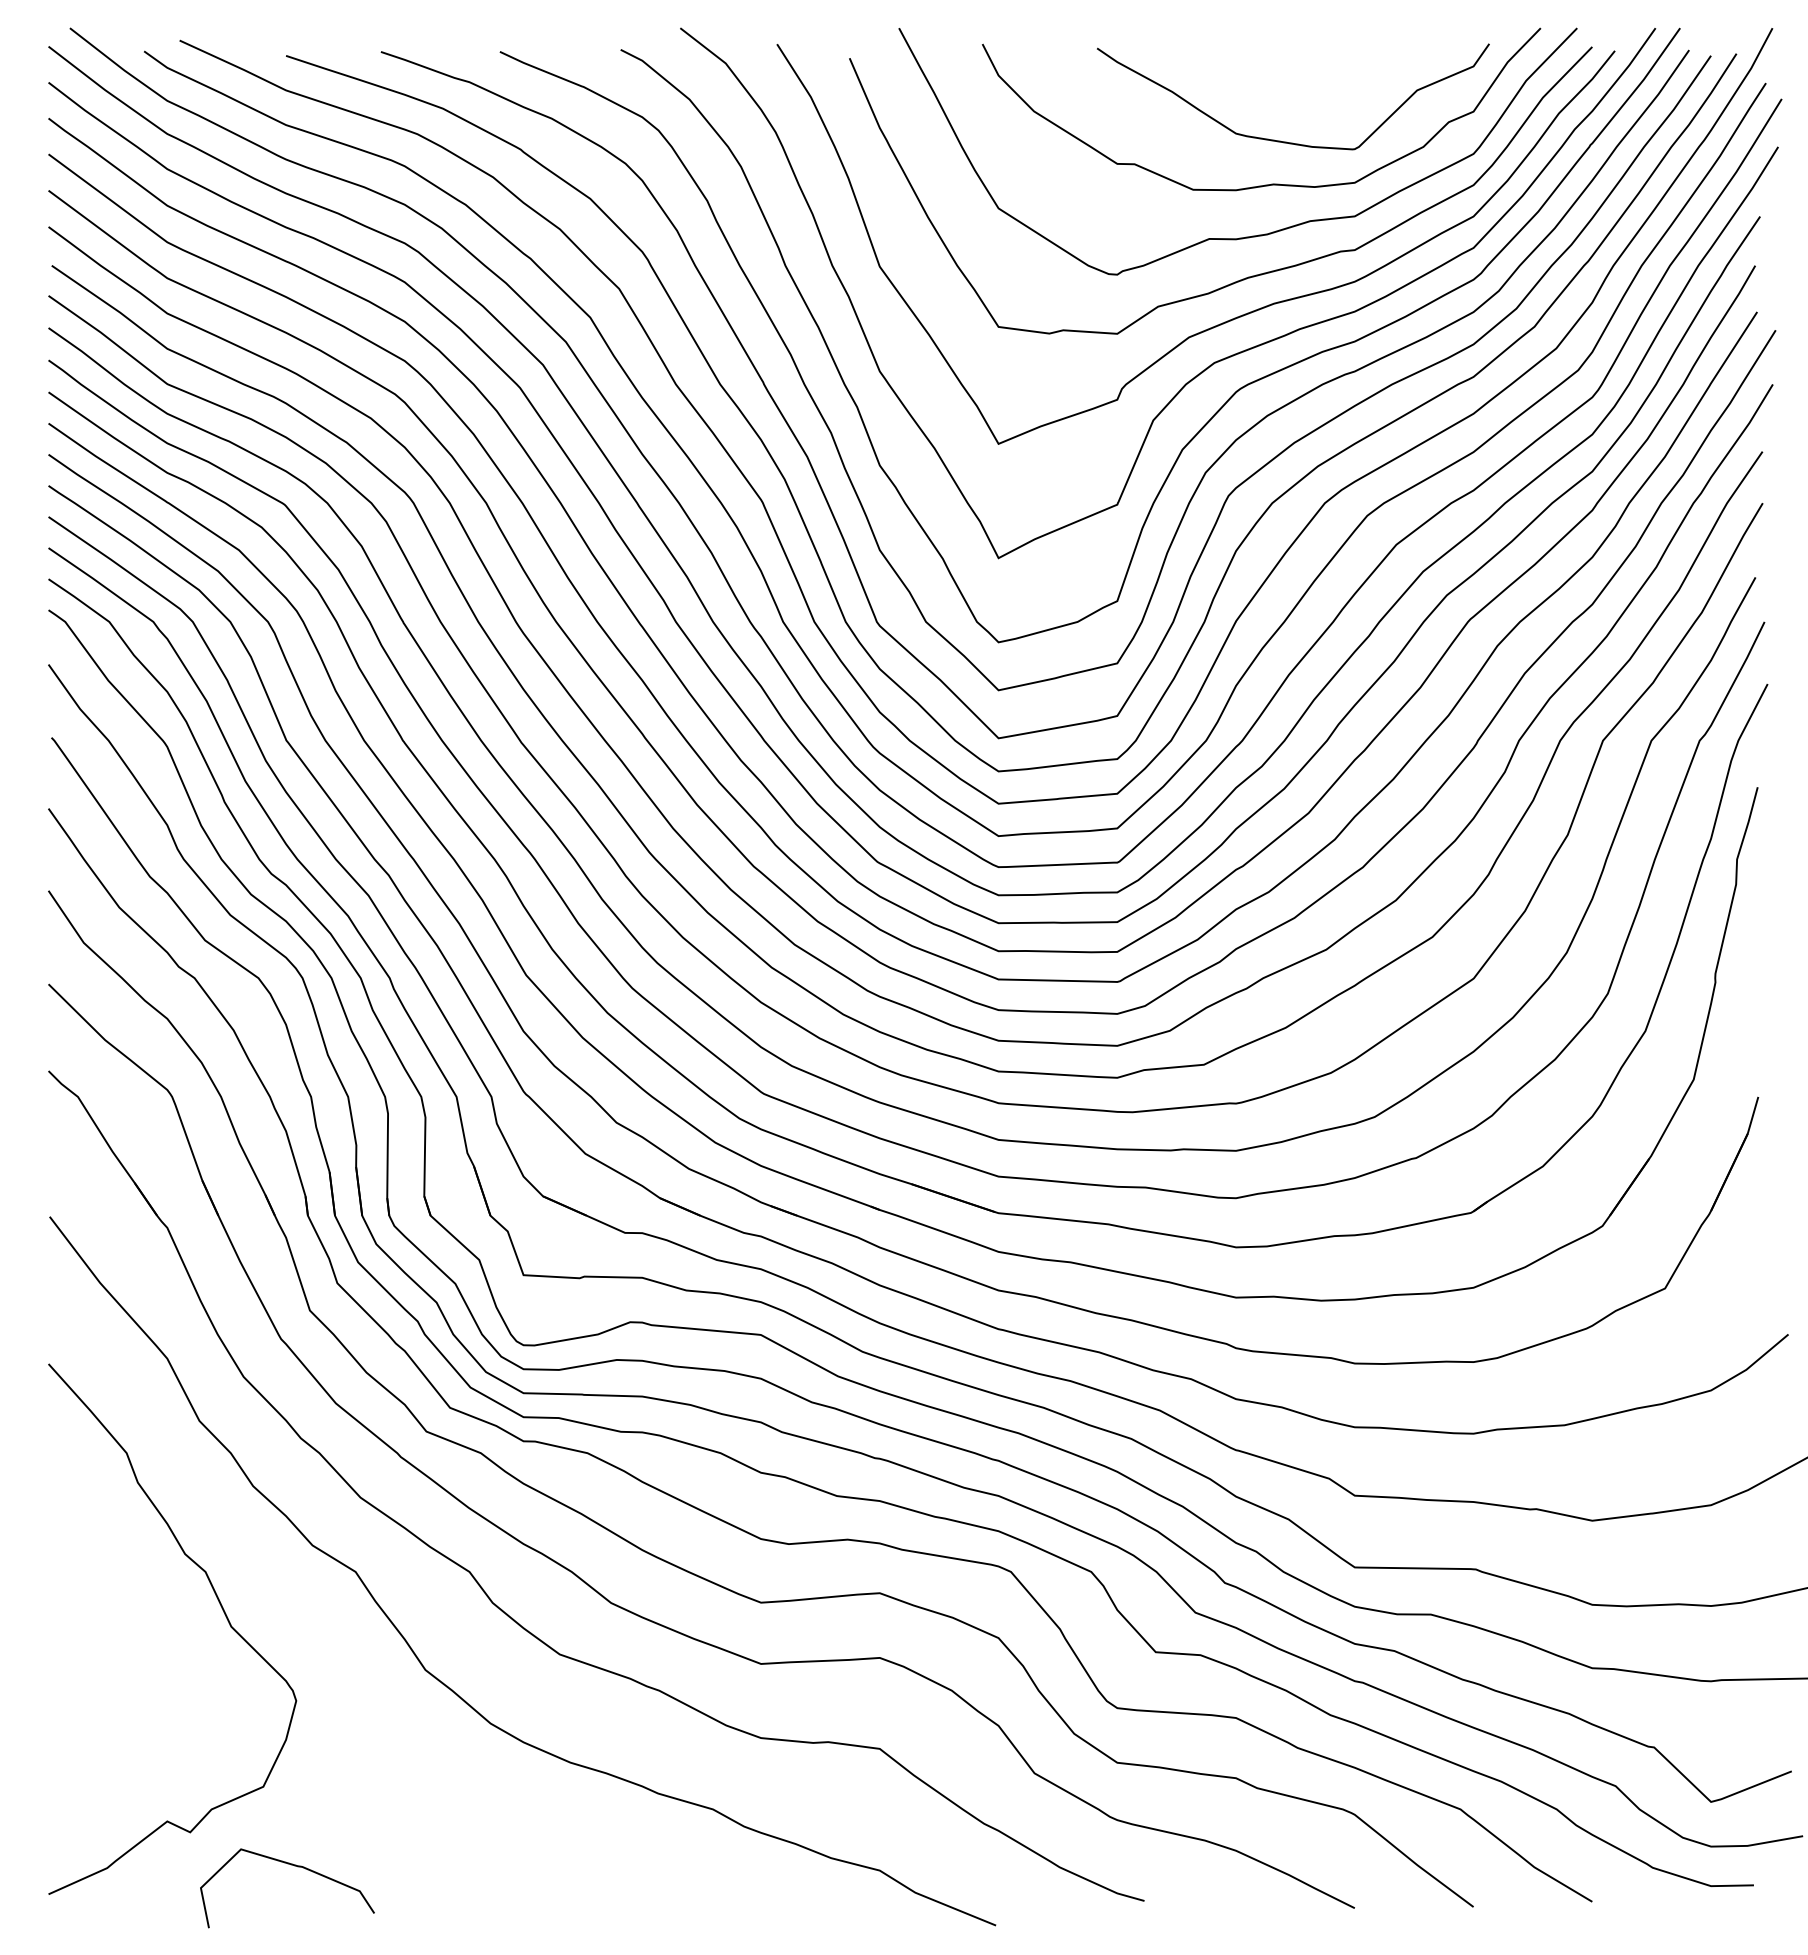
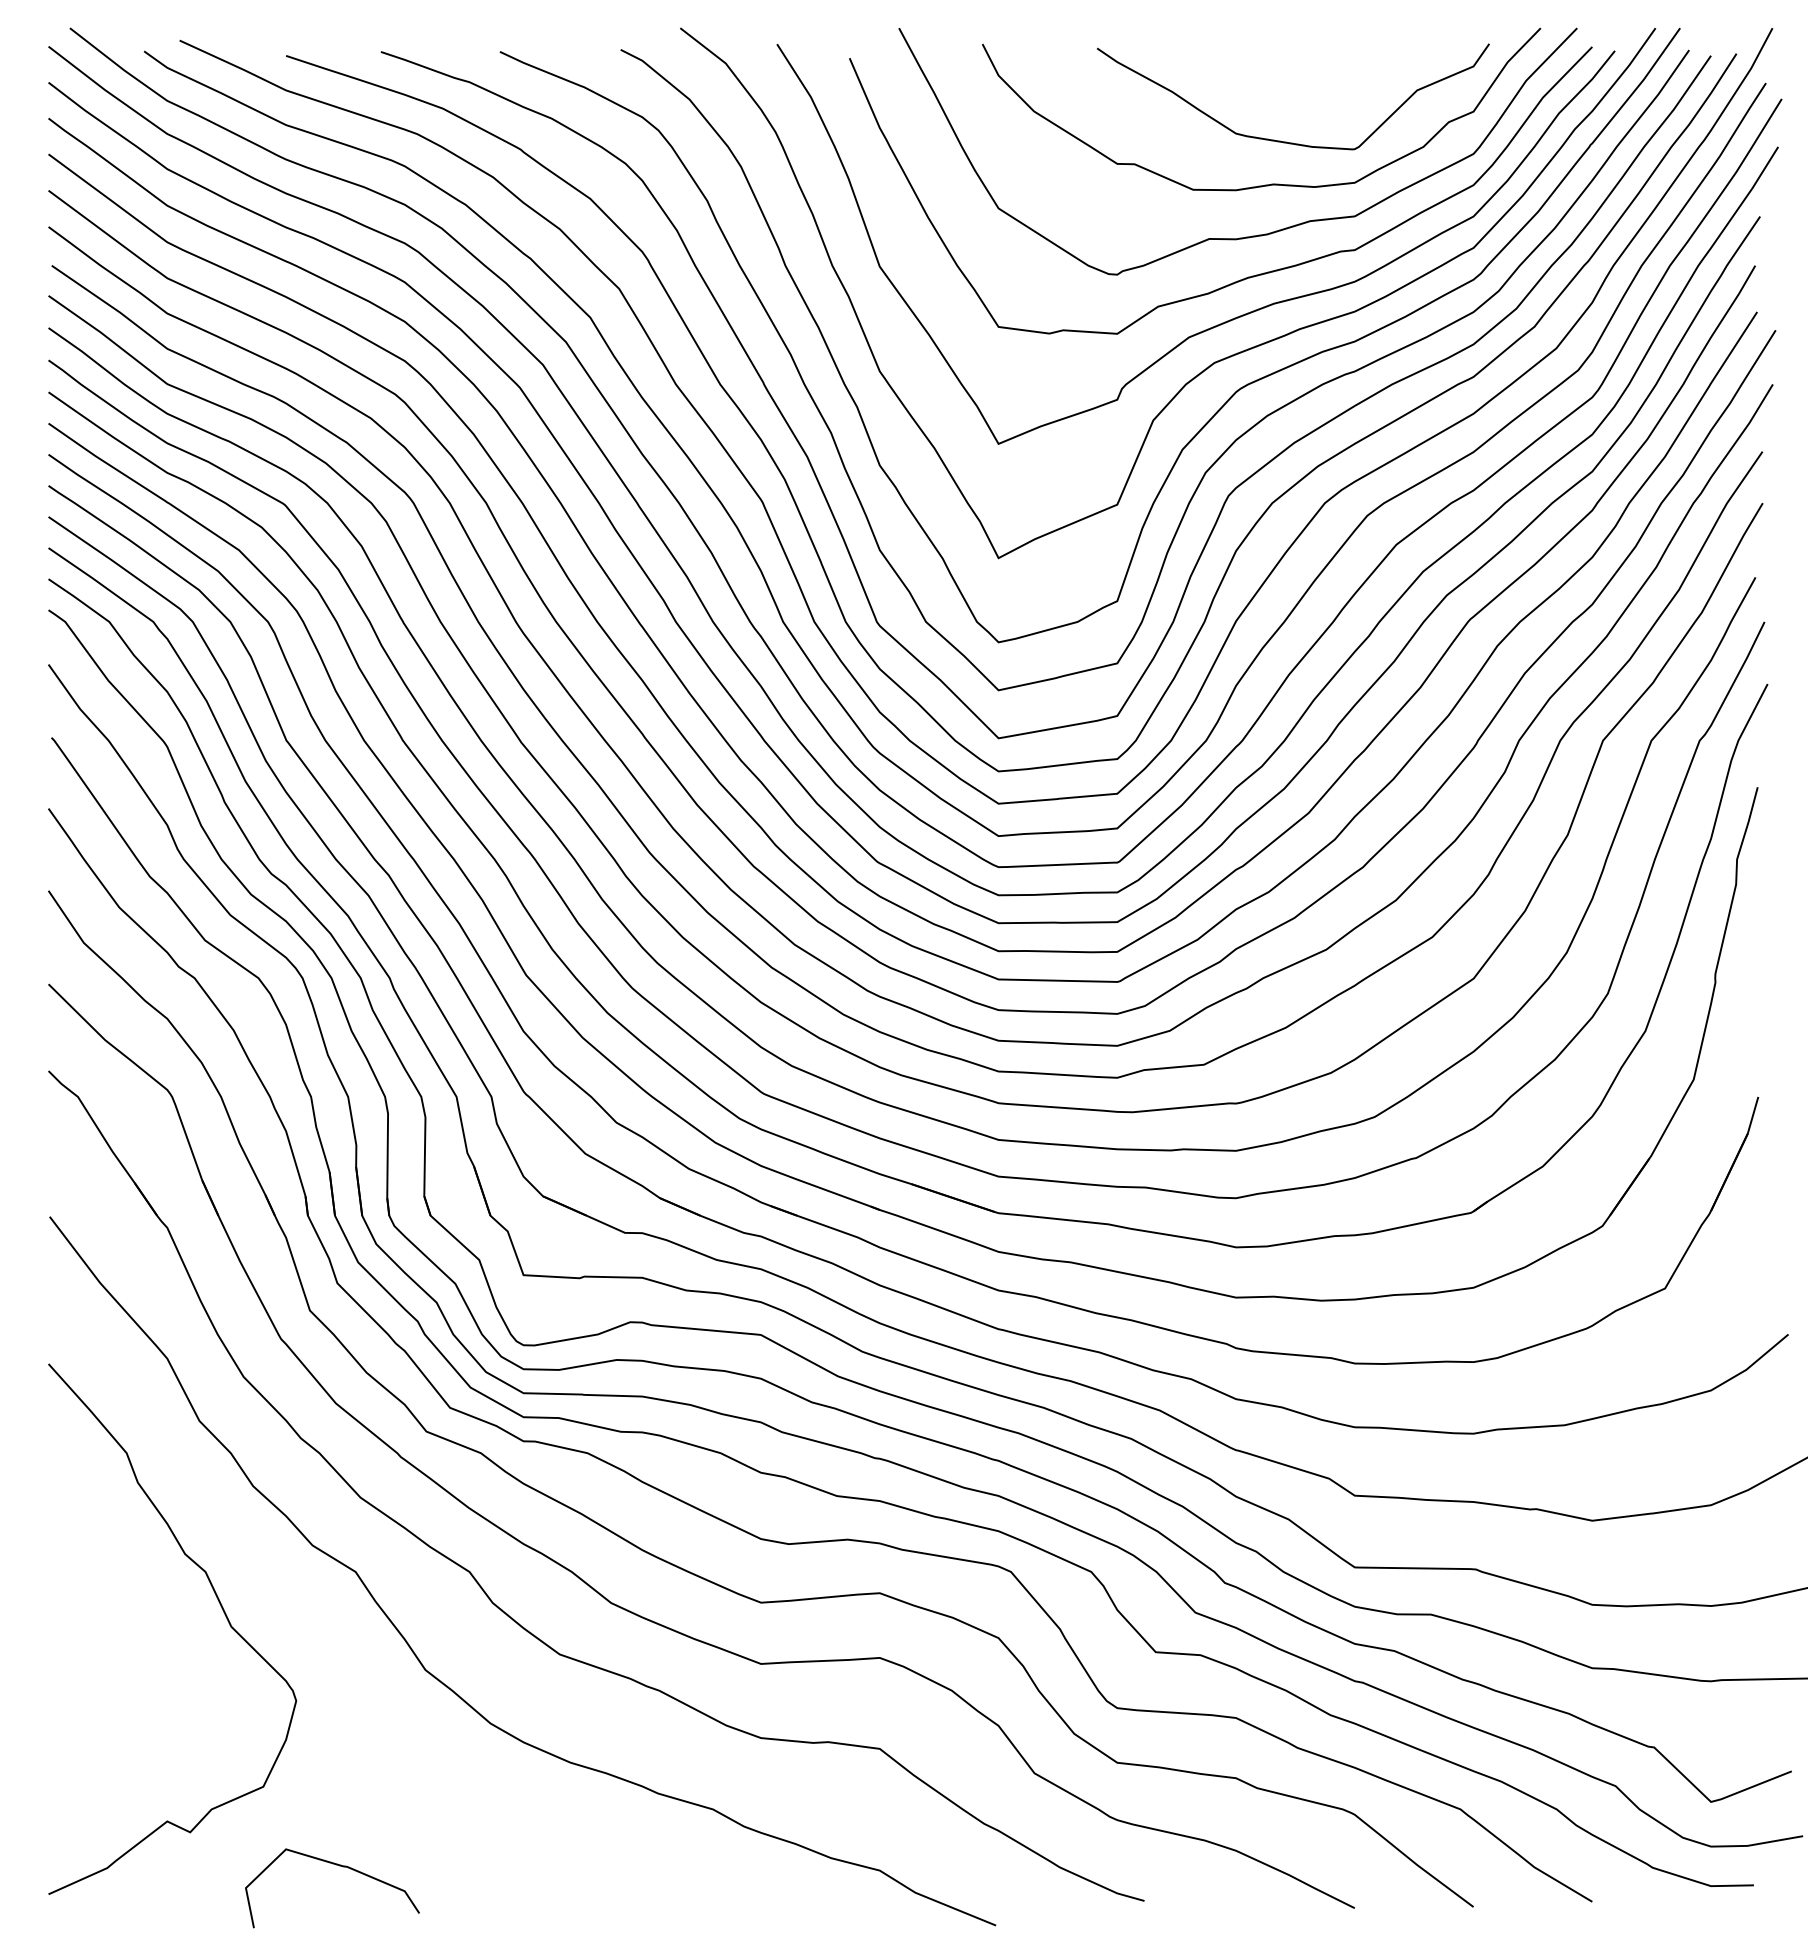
curve position: (294, 1866) -> (339, 1866) (339, 1866)
